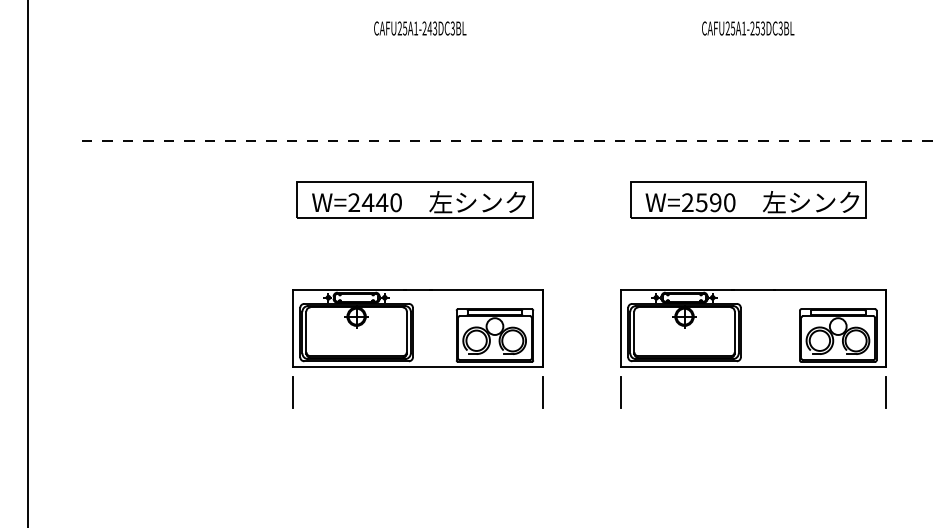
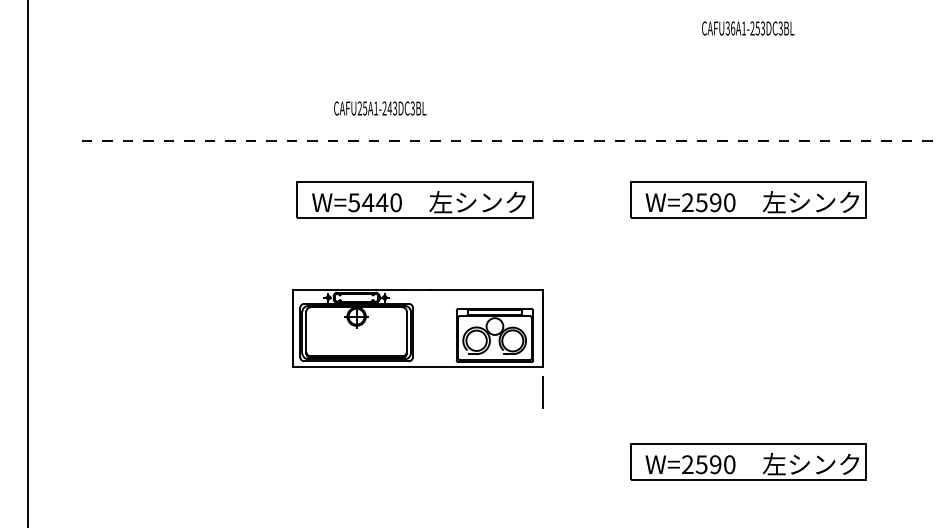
text position: (420, 28) -> (380, 108) (380, 108)
text: CAFU25A1-253DC3BL -> CAFU36A1-253DC3BL (730, 28)
text: W=2440 -> W=5440 (353, 202)
part: present -> none (753, 328)
line: present -> none (293, 391)
line: present -> none (621, 391)
line: present -> none (886, 391)
part: none -> present (748, 461)
